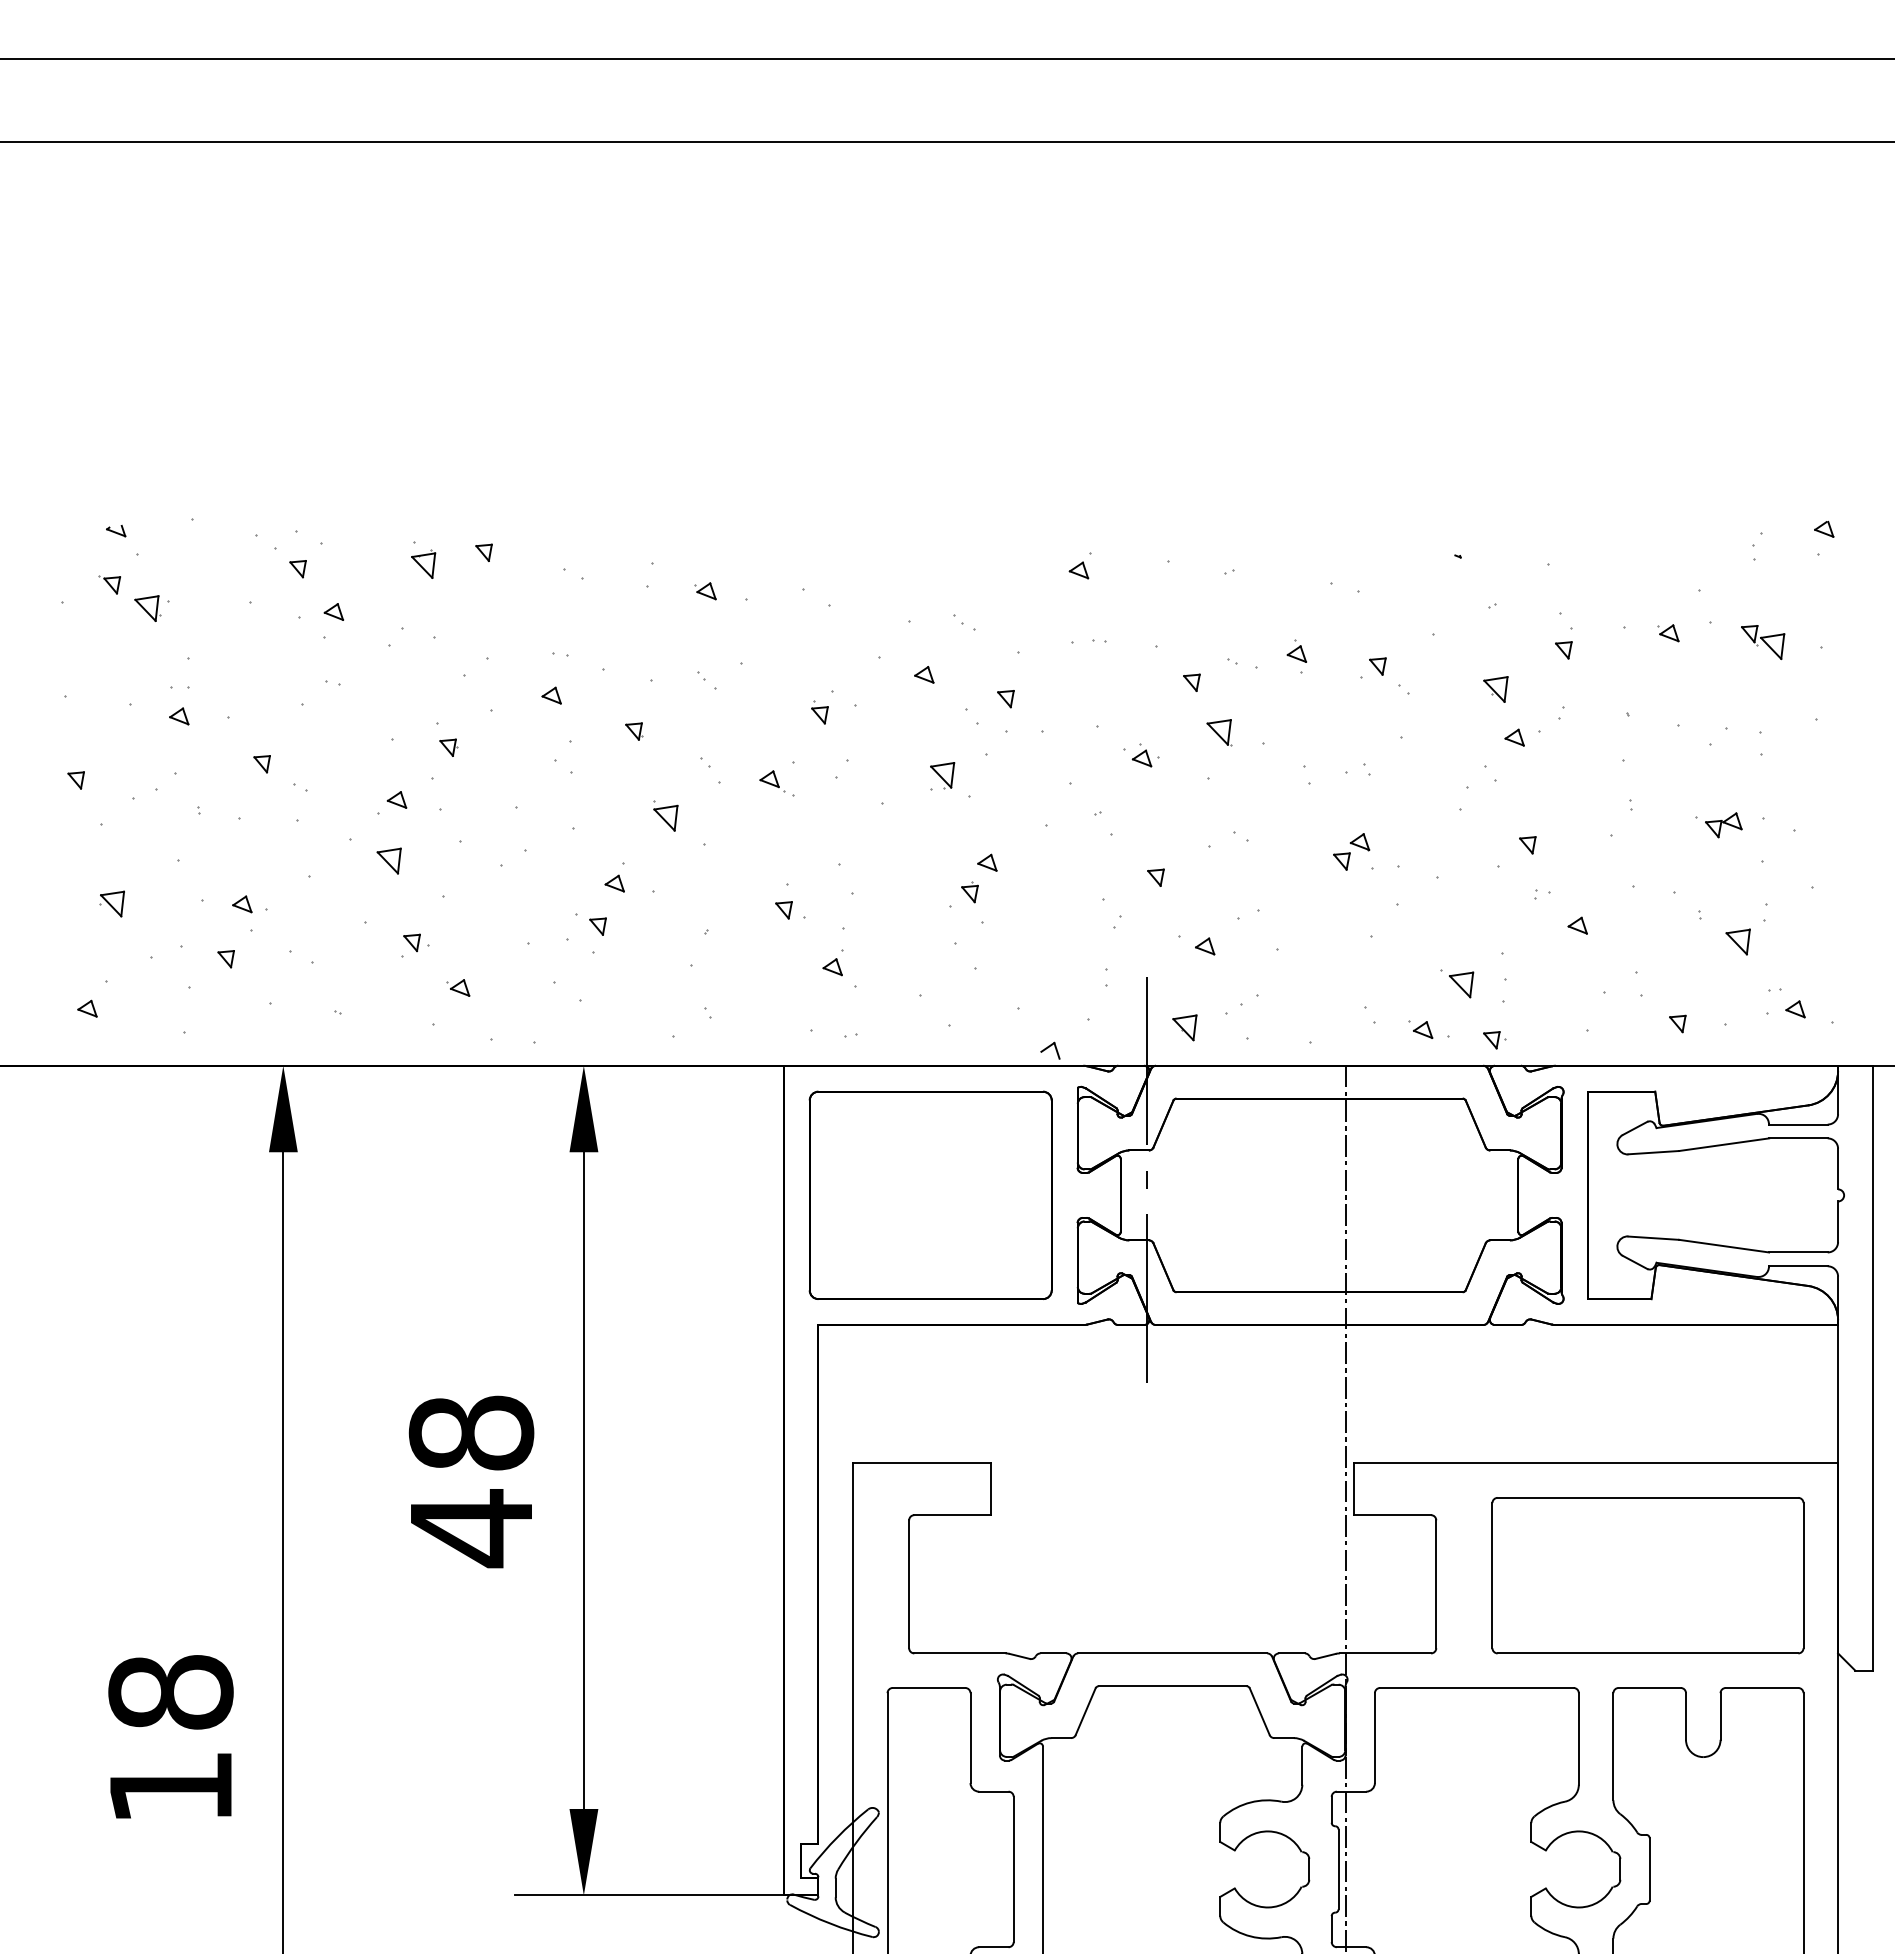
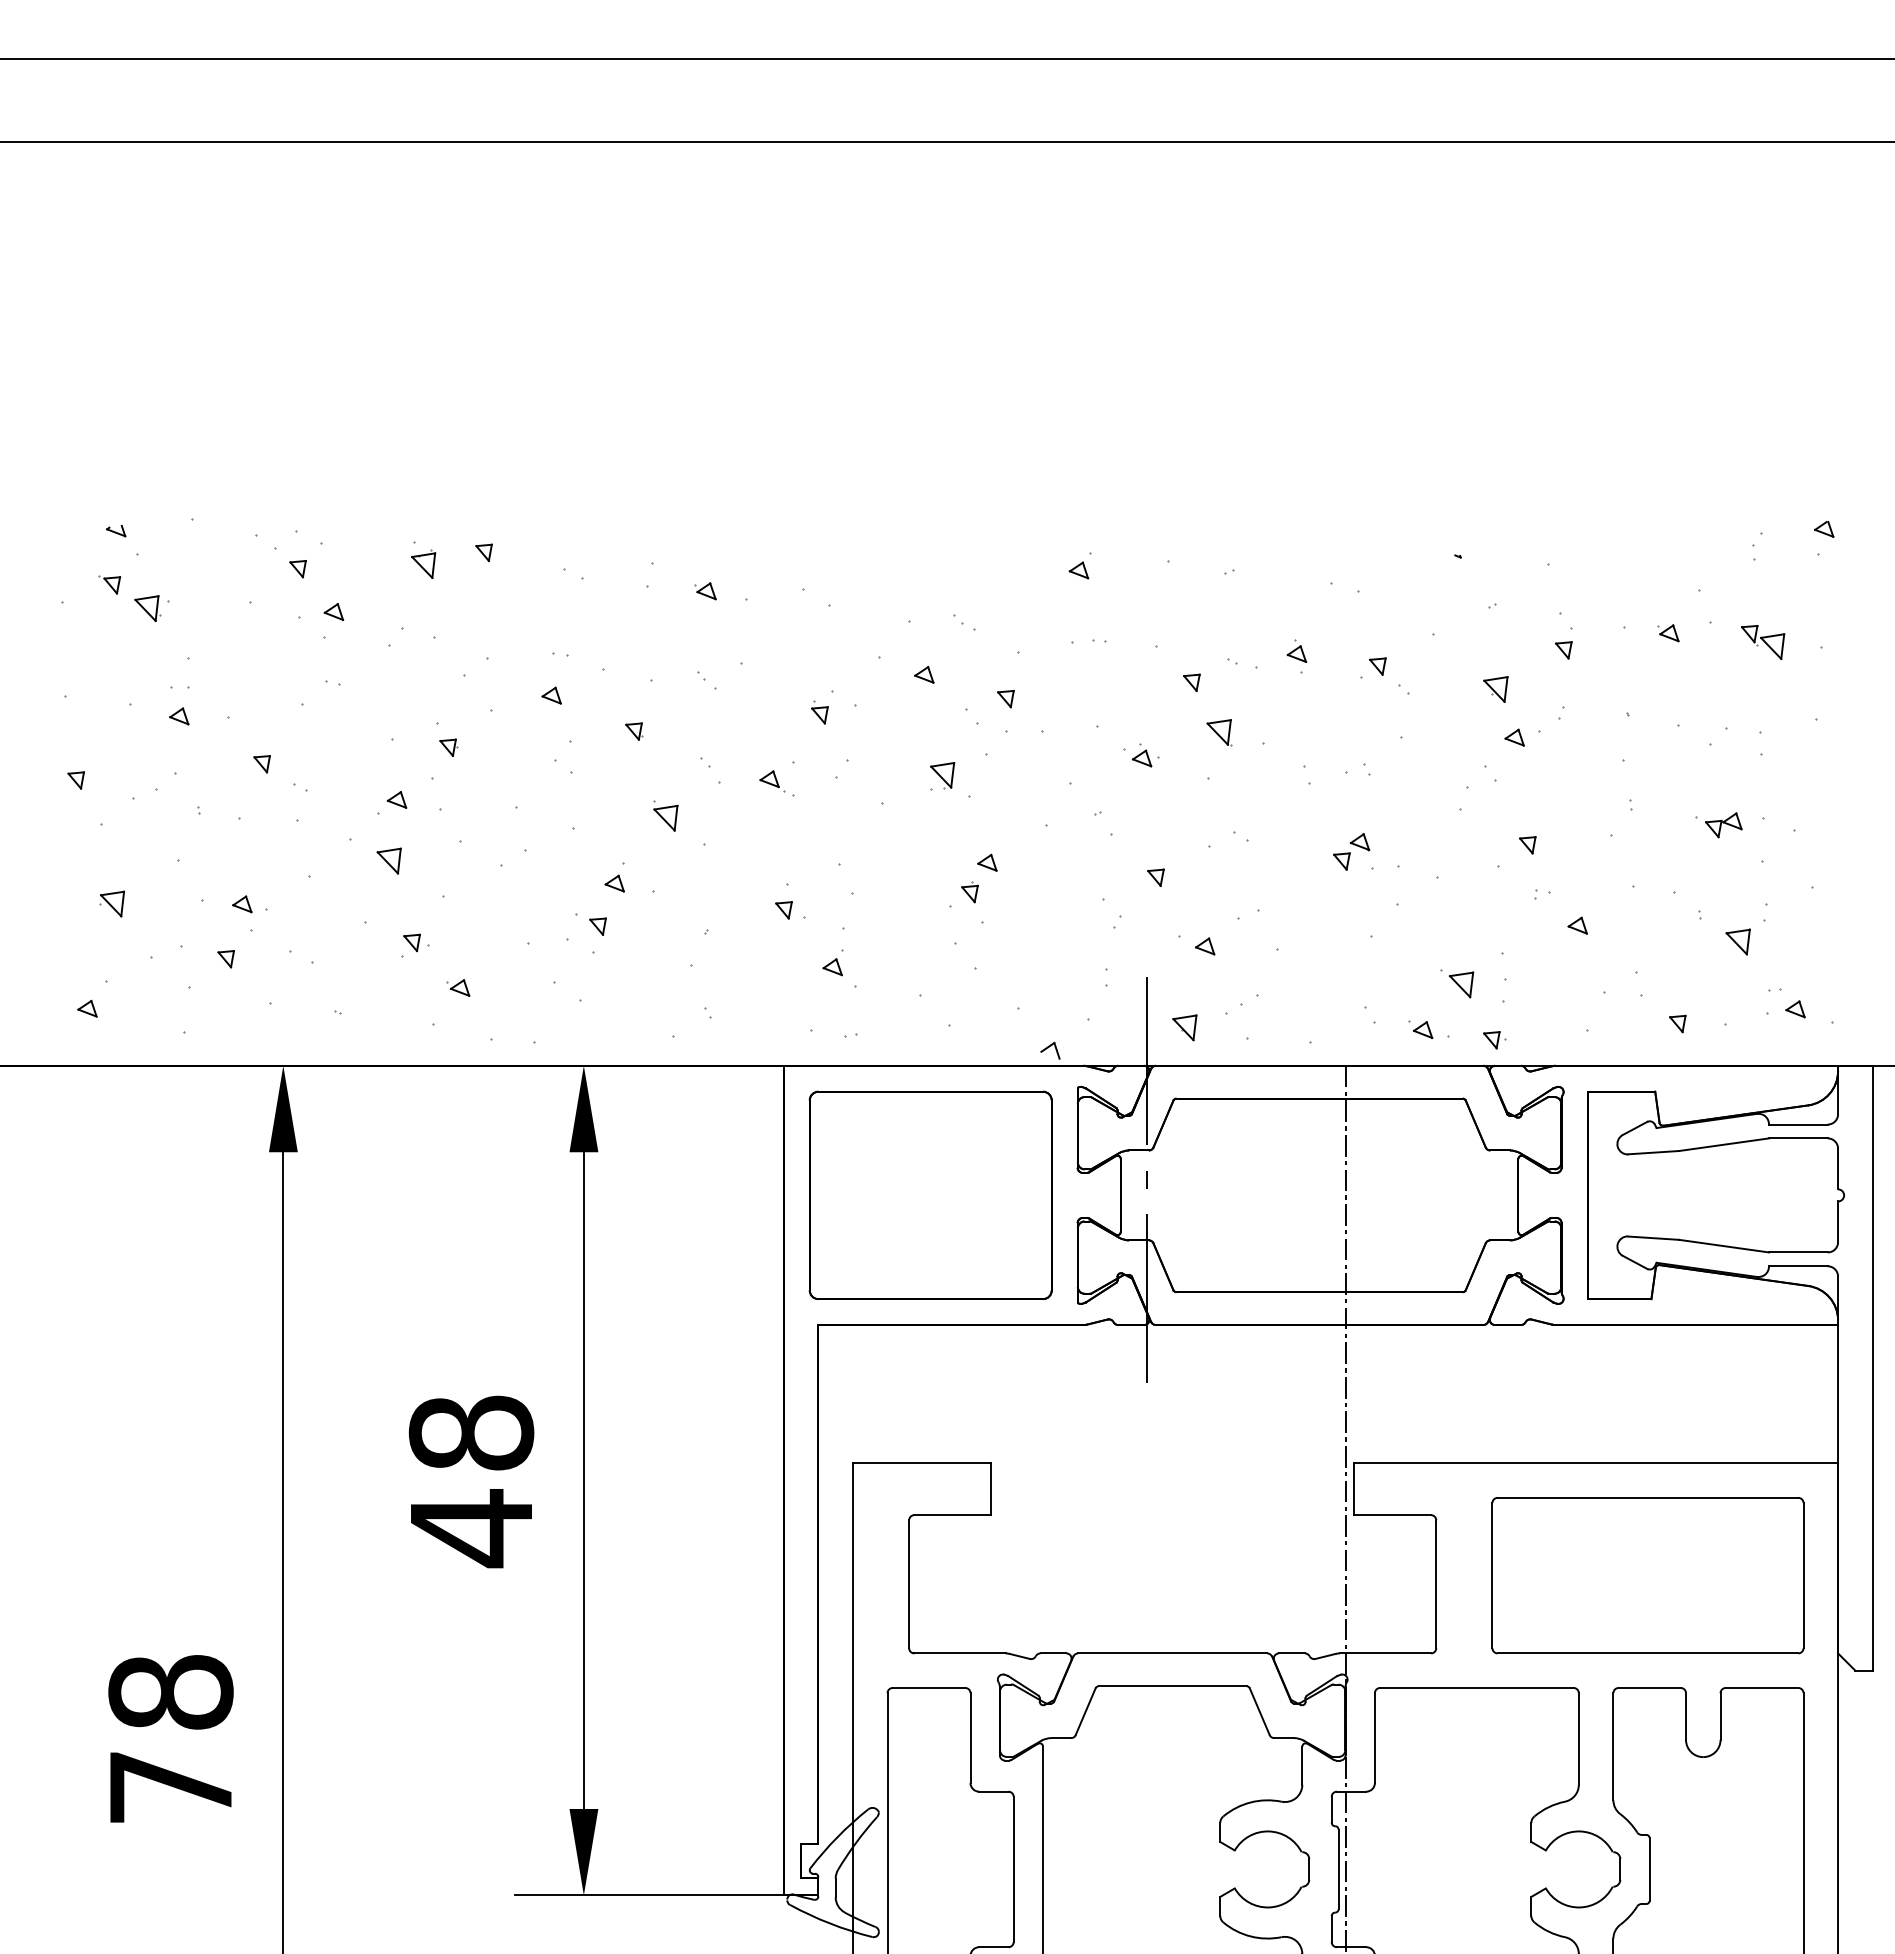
text: 18 -> 78 (170, 1787)
